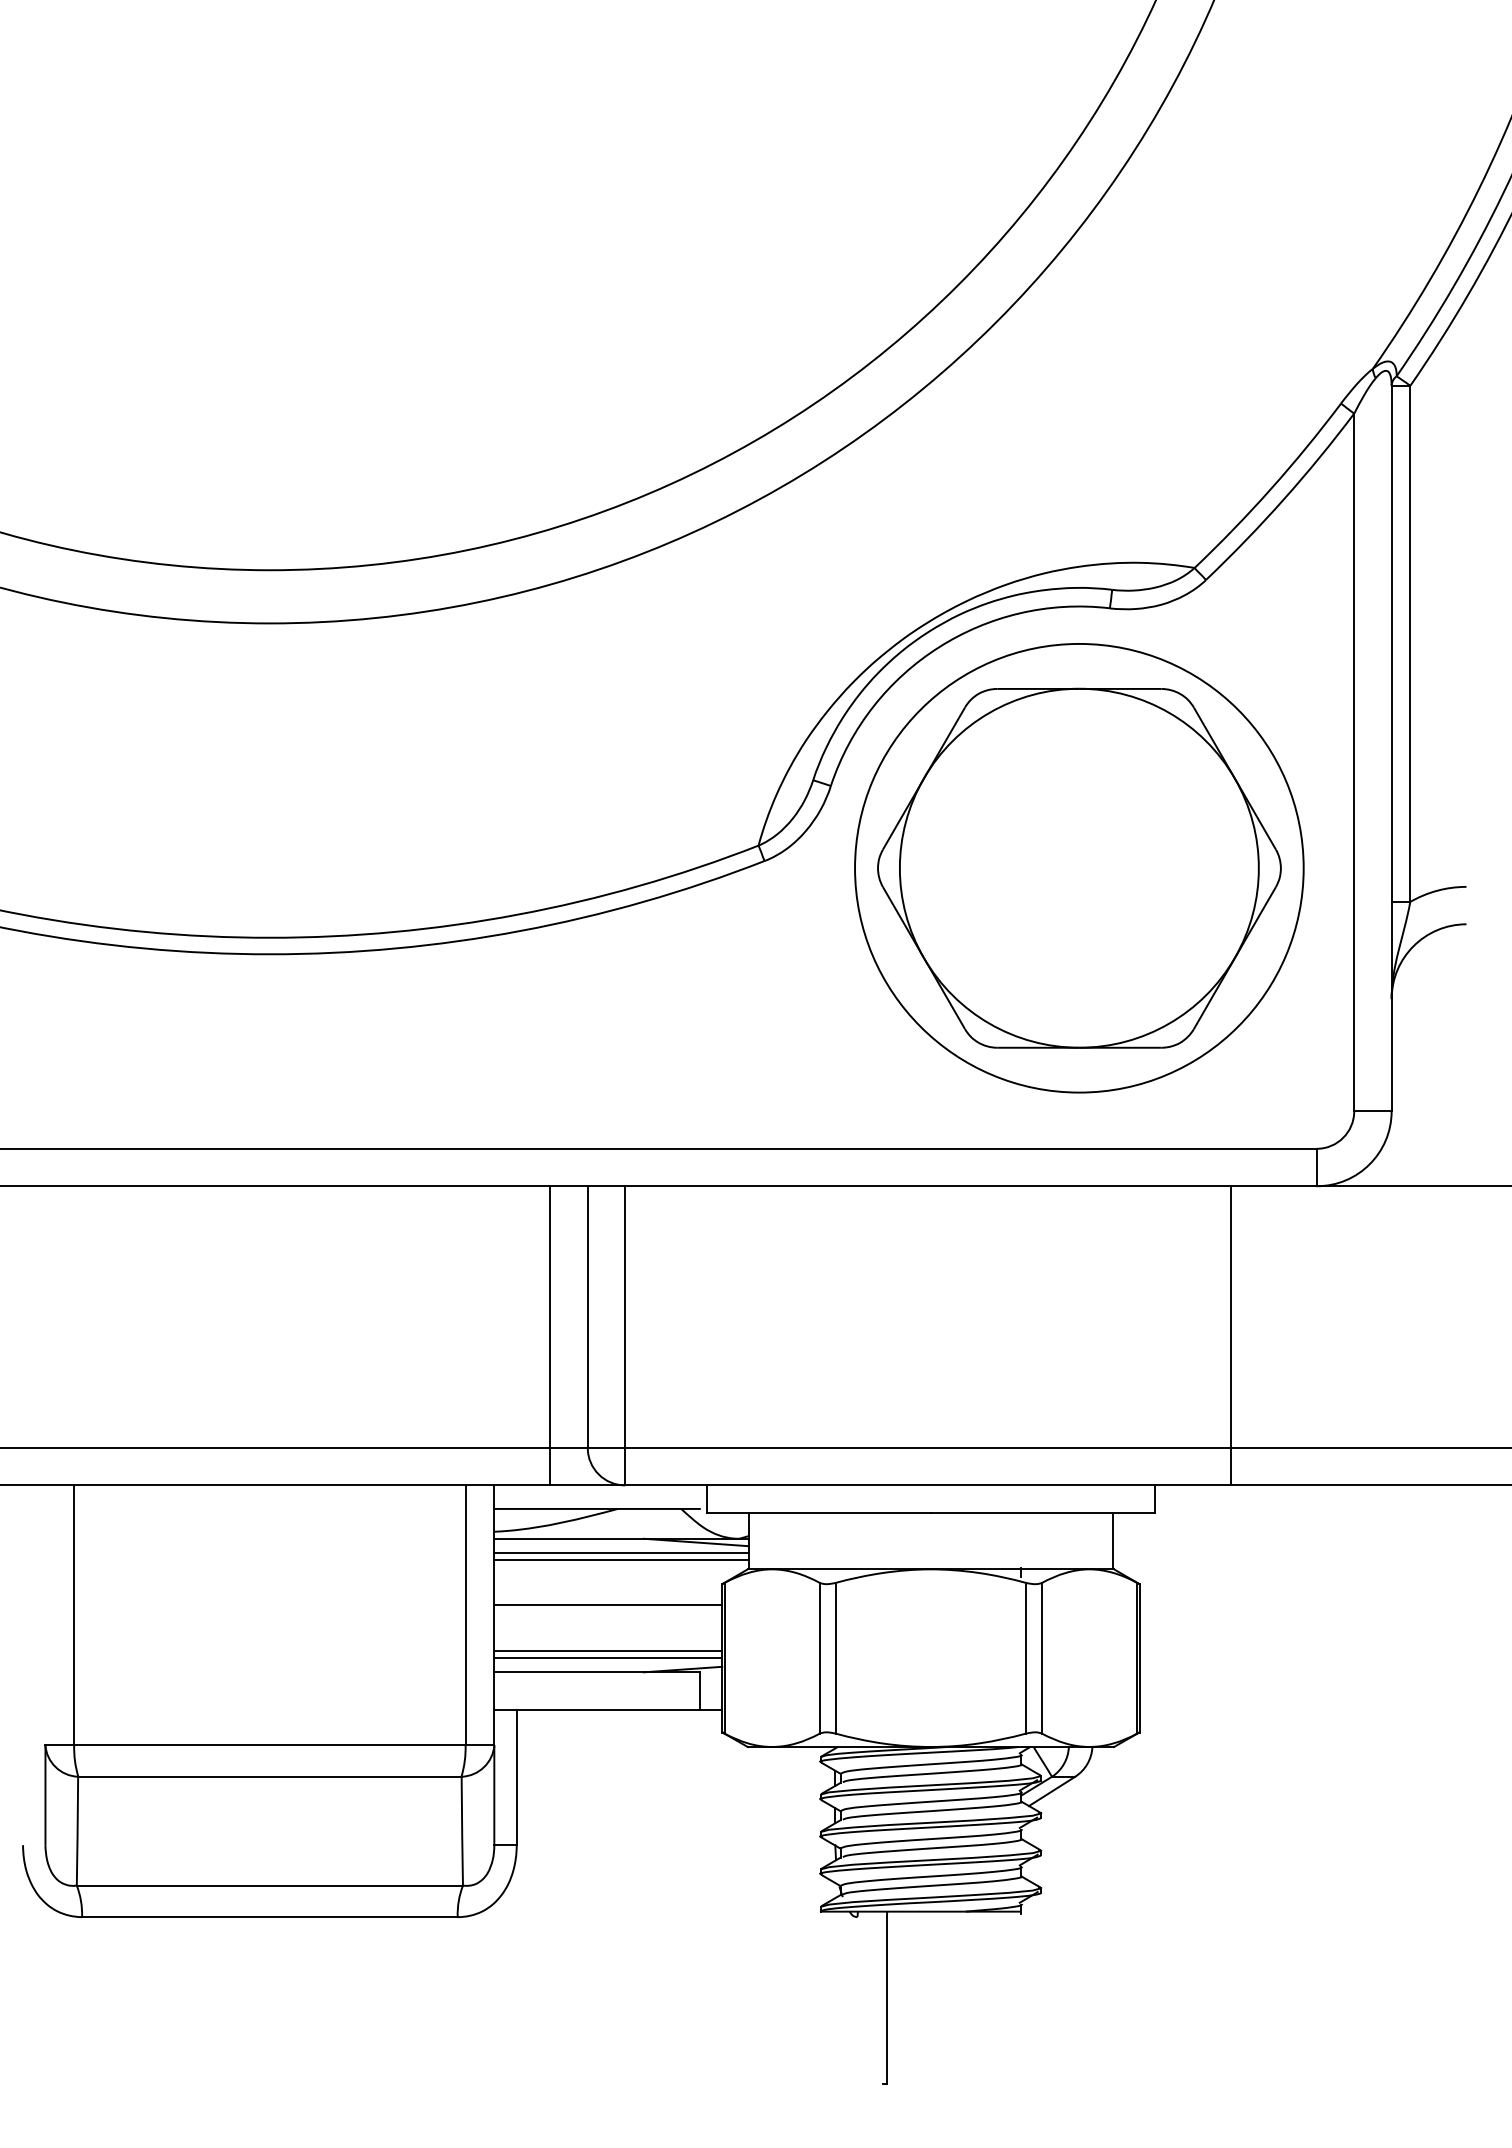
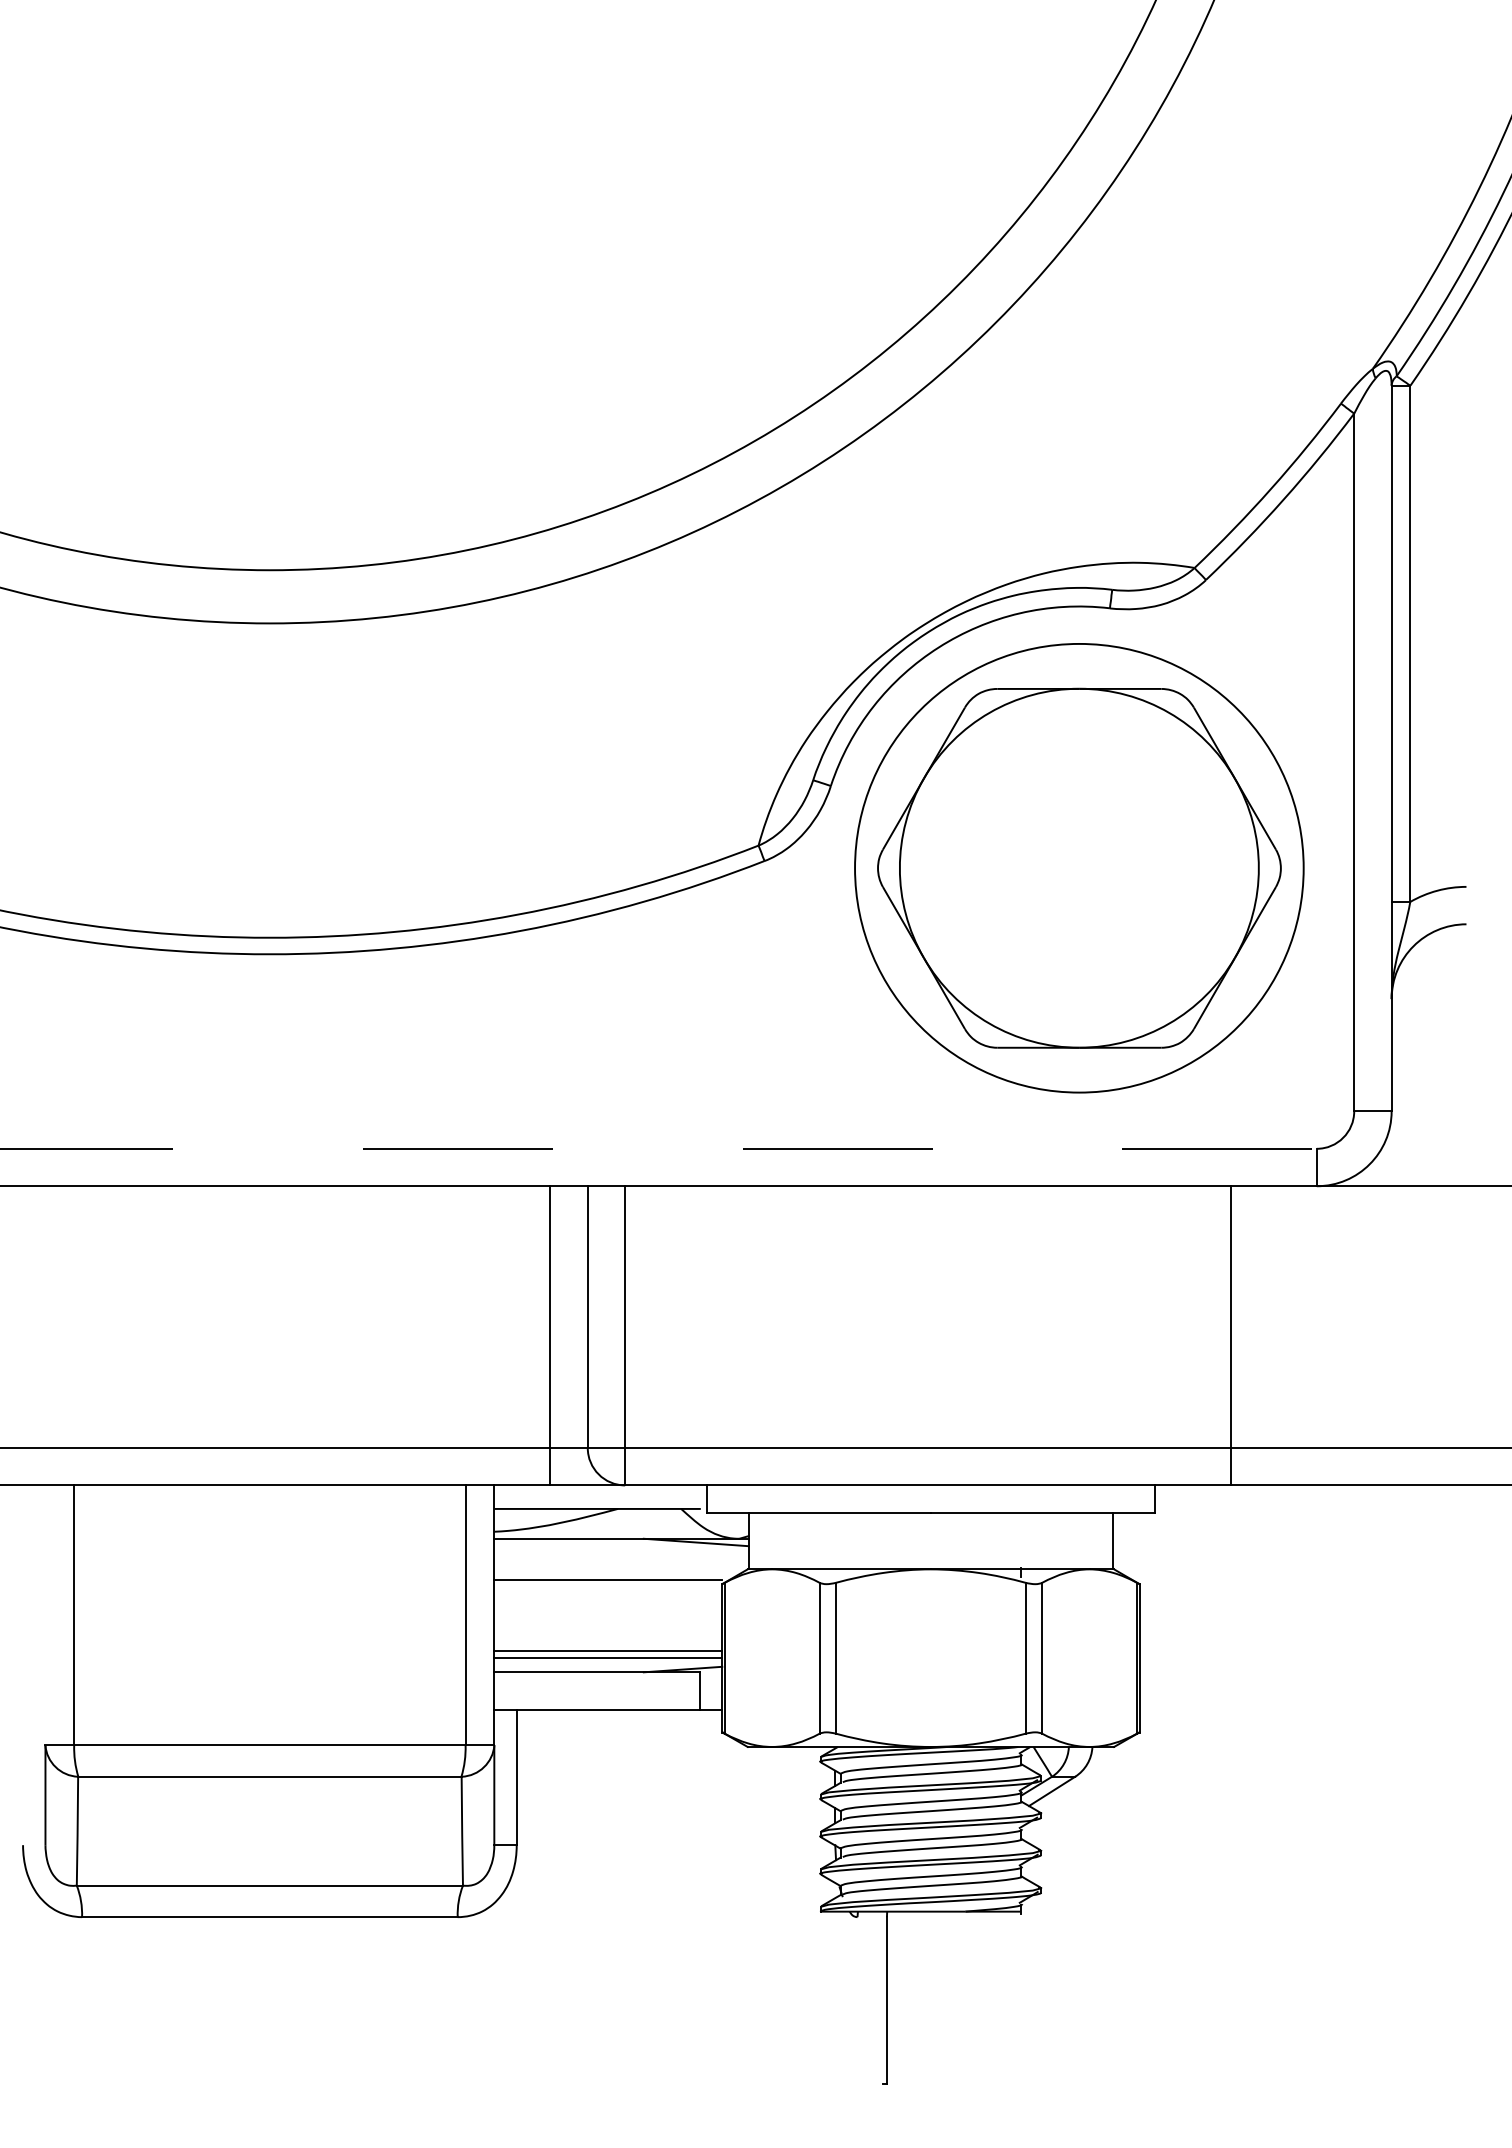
line: solid -> dashed (658, 1148)
line: present -> none (621, 1552)
line: present -> none (621, 1560)
line position: (608, 1605) -> (608, 1580) (608, 1580)
